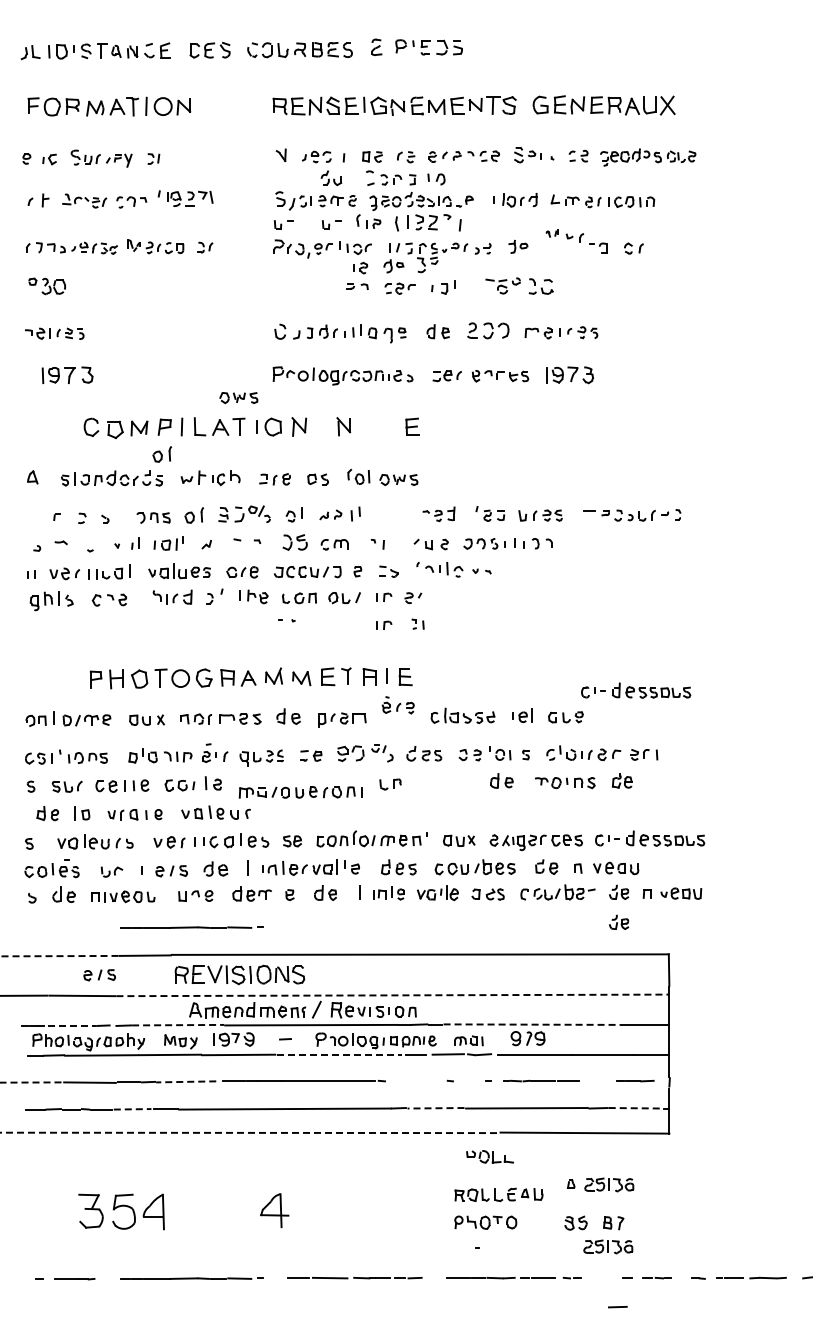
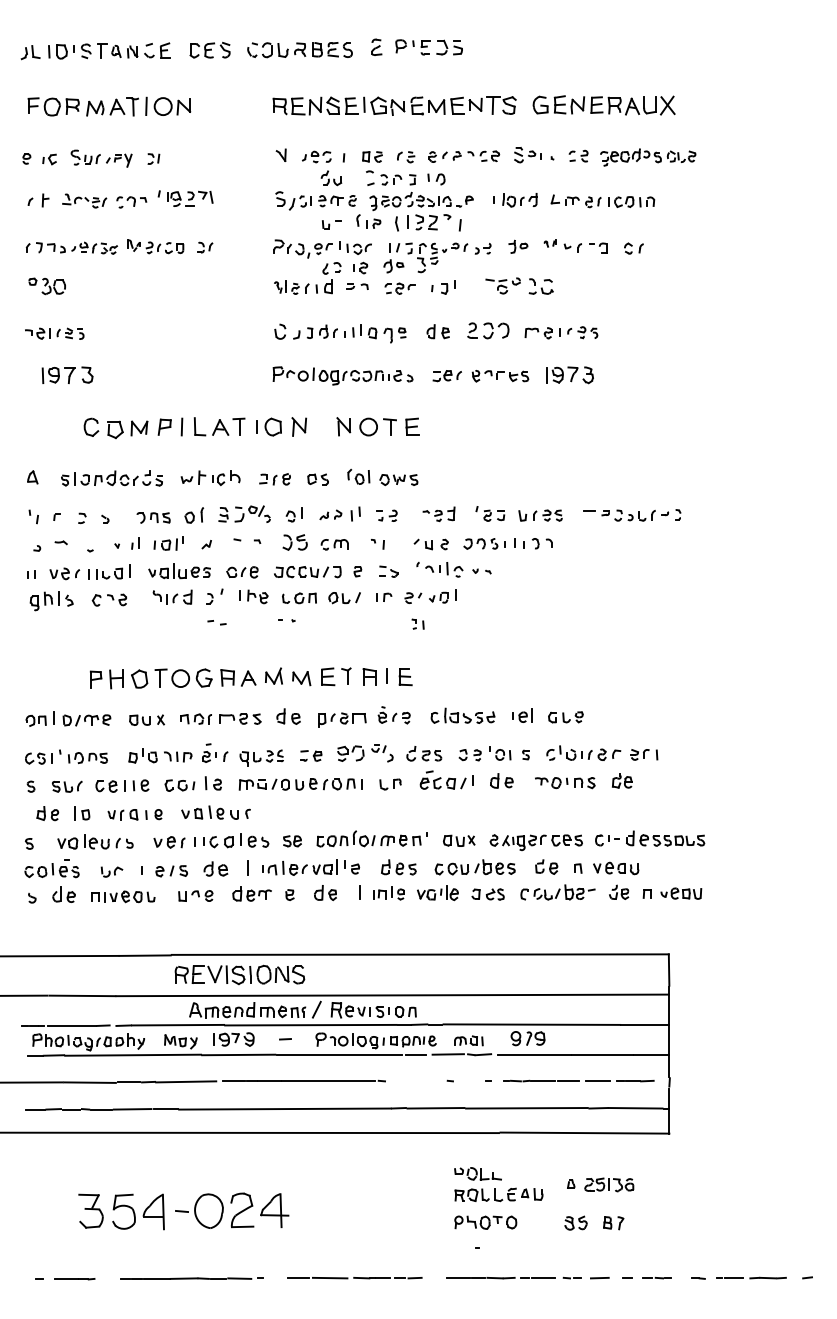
part: present -> none (283, 224)
part position: (564, 235) -> (562, 245) (562, 245)
part: none -> present (307, 278)
part: present -> none (238, 398)
part: none -> present (377, 426)
part: present -> none (162, 454)
part: none -> present (386, 515)
part: none -> present (33, 516)
part: none -> present (442, 596)
part: none -> present (216, 622)
part: present -> none (384, 624)
part: present -> none (636, 690)
part position: (397, 705) -> (393, 715) (393, 715)
part: none -> present (446, 779)
part position: (300, 792) -> (300, 784) (300, 784)
part: present -> none (619, 921)
line: present -> none (191, 927)
line: dashed -> solid (59, 956)
part: present -> none (99, 975)
line: dashed -> solid (393, 995)
line: dashed -> solid (532, 1024)
line: dashed -> solid (72, 1025)
line: dashed -> solid (178, 1025)
line: dashed -> solid (339, 1054)
line: none -> present (597, 1080)
line: dashed -> solid (185, 1081)
line: dashed -> solid (31, 1082)
line: dashed -> solid (435, 1108)
line: dashed -> solid (635, 1108)
line: dashed -> solid (132, 1109)
line: dashed -> solid (249, 1132)
part position: (489, 1156) -> (477, 1173) (477, 1173)
part: none -> present (214, 1210)
part: present -> none (608, 1246)
line position: (617, 1307) -> (599, 1278) (599, 1278)
